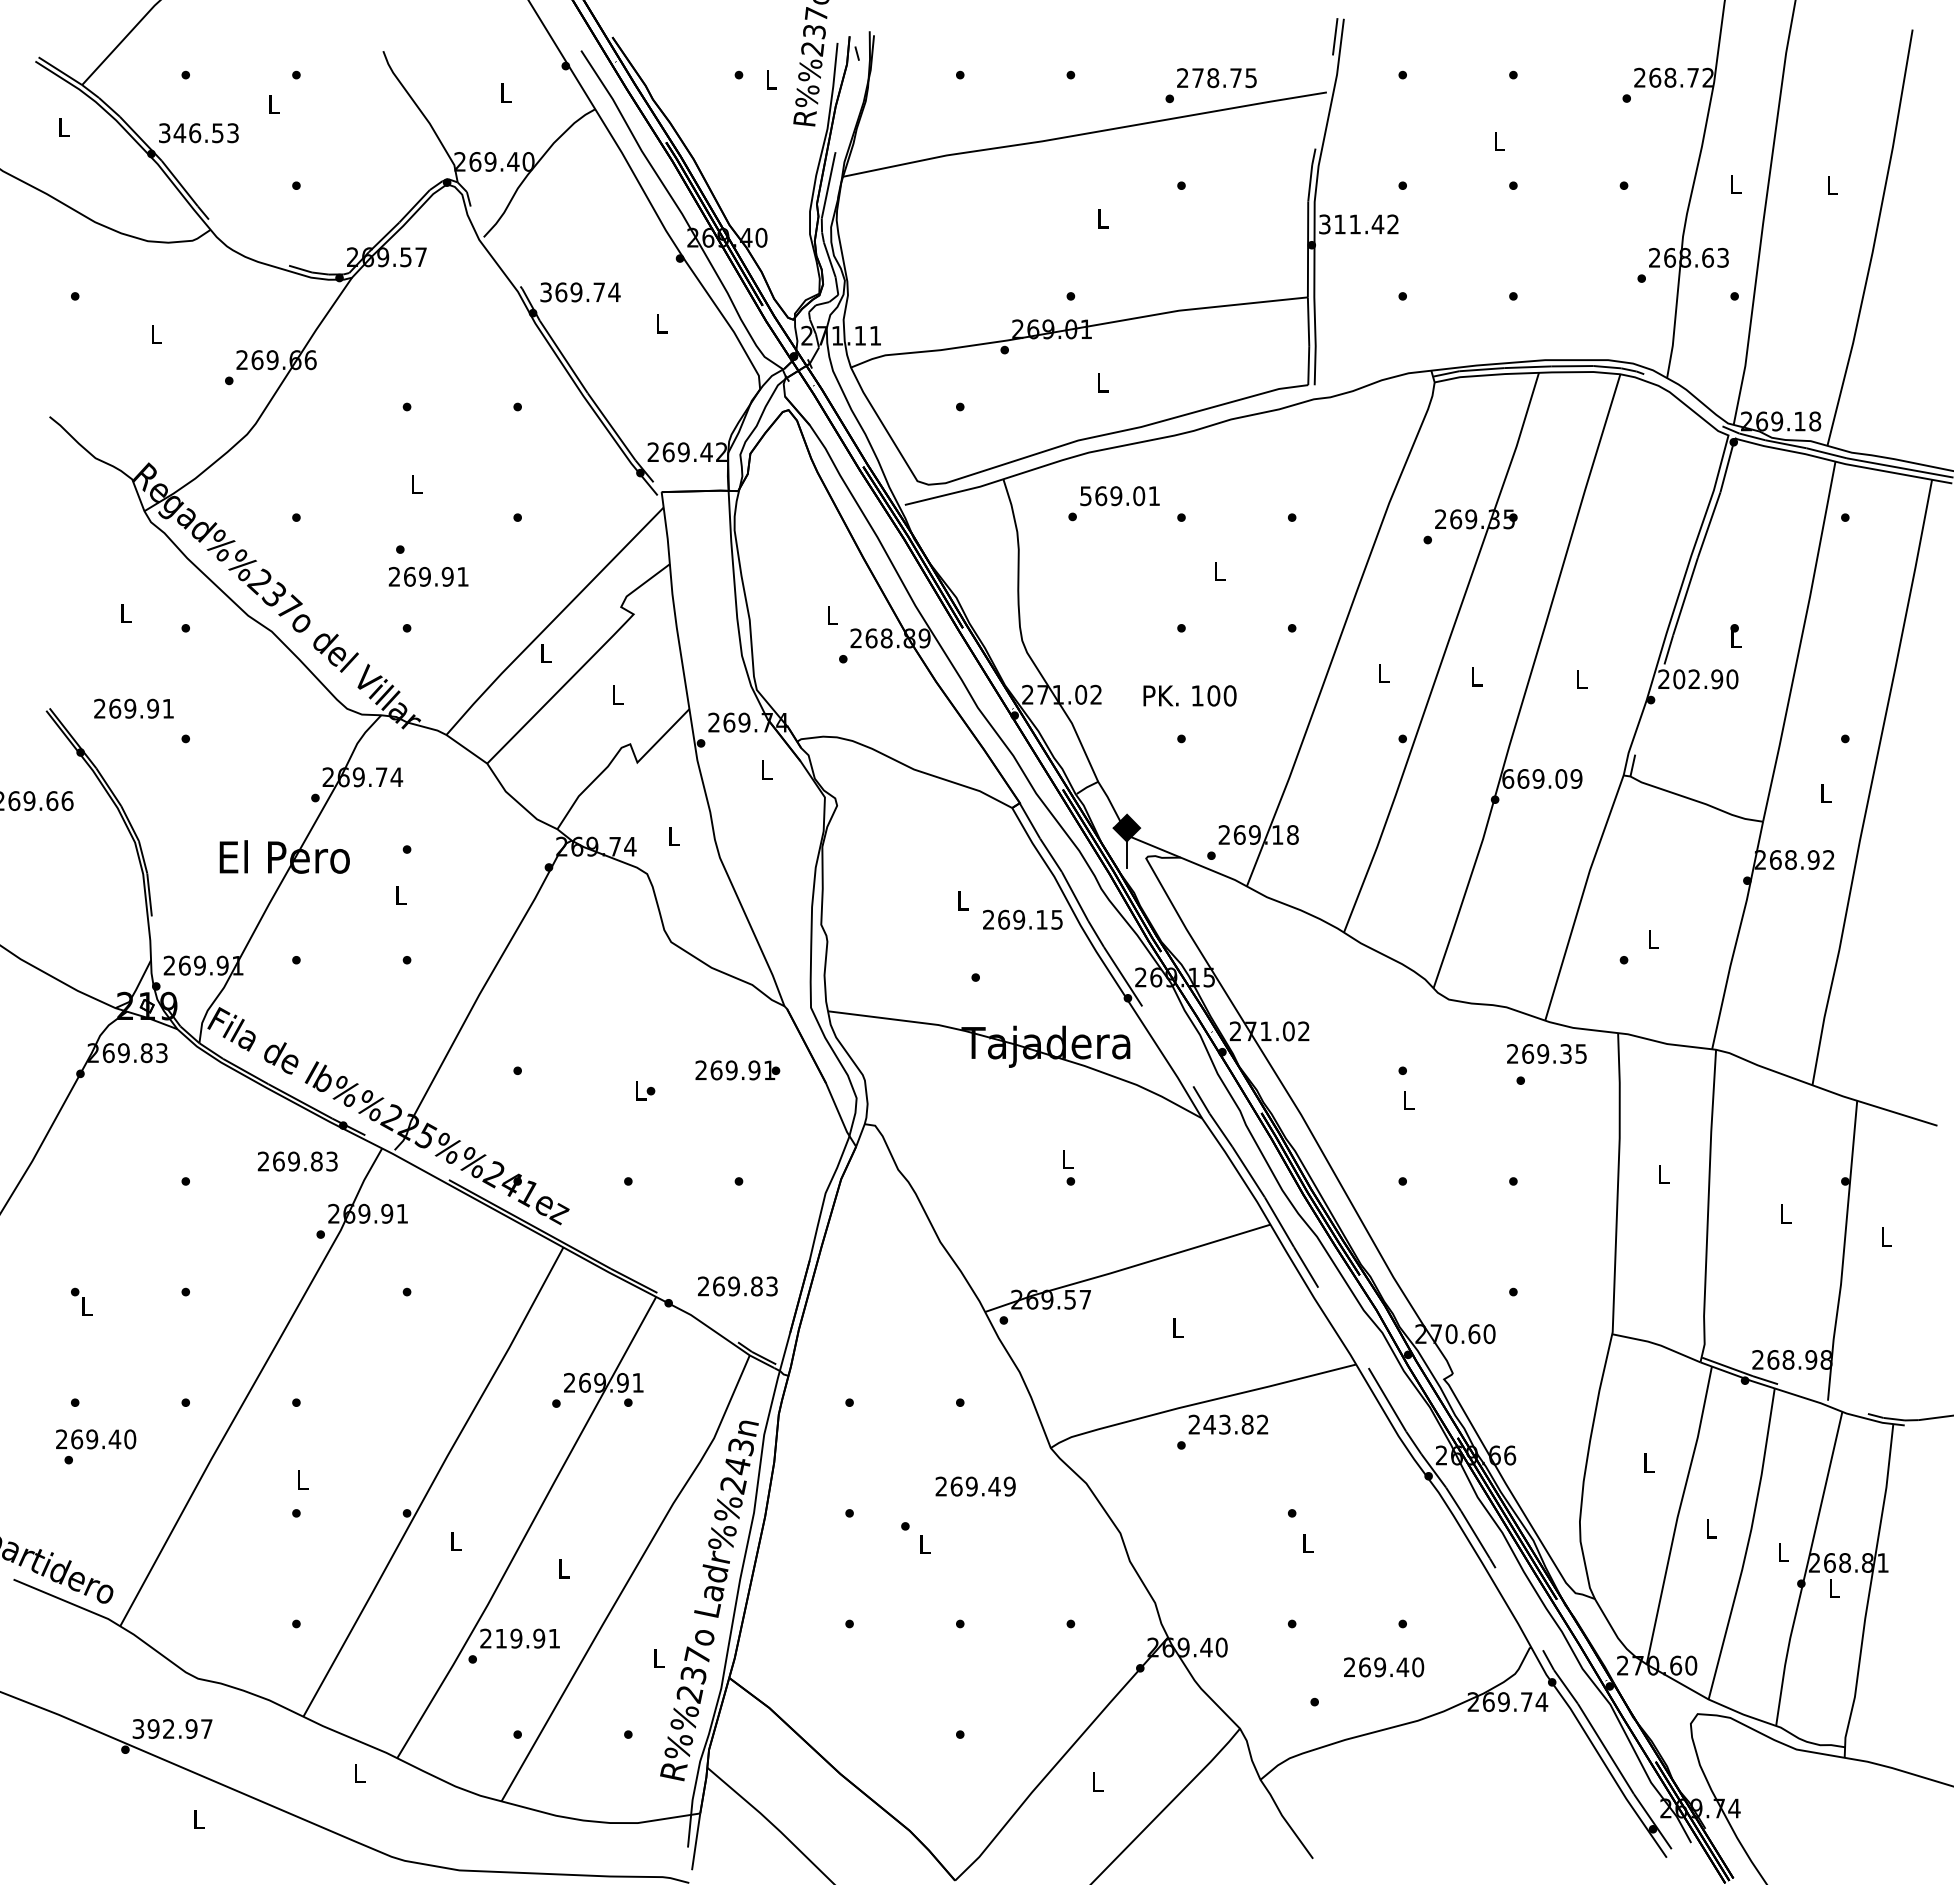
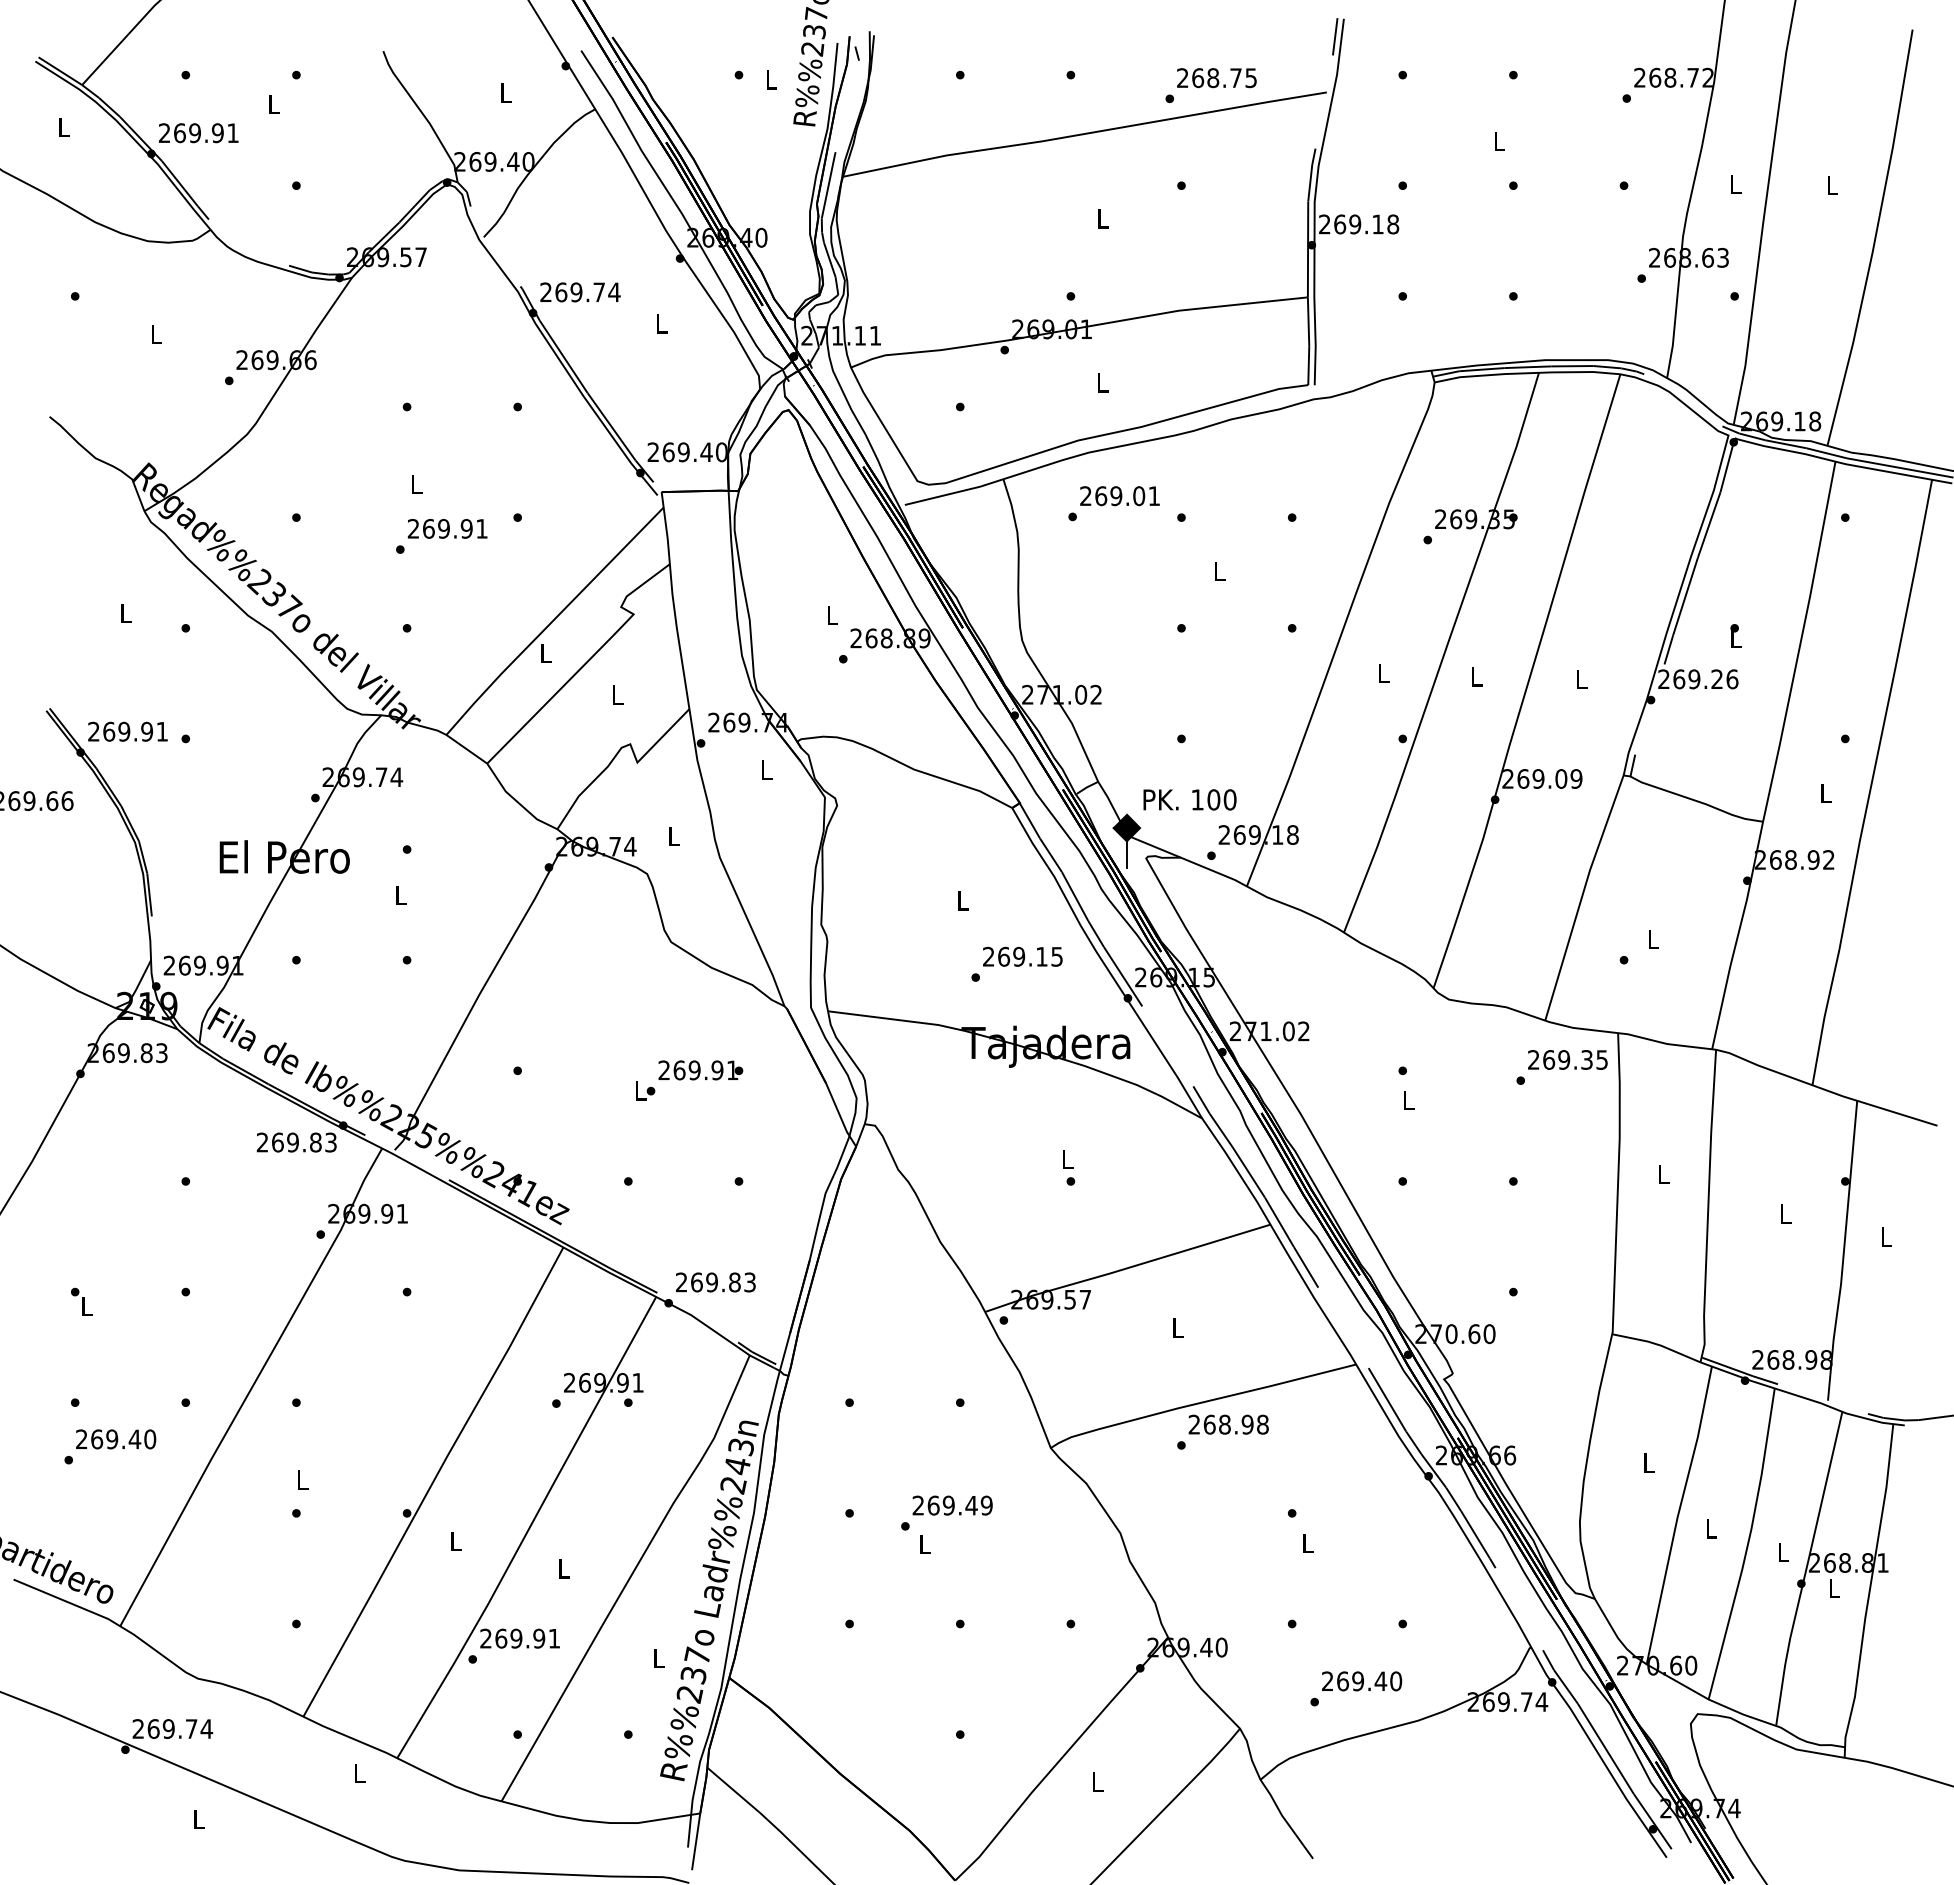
text: 278.75 -> 268.75 (1198, 78)
text: 346.53 -> 269.91 (198, 133)
text: 311.42 -> 269.18 (1359, 224)
text: 369.74 -> 269.74 (545, 292)
text: 269.42 -> 269.40 (721, 452)
text: 569.01 -> 269.01 (1085, 496)
text position: (428, 576) -> (447, 528) (447, 528)
text: 202.90 -> 269.26 (1705, 679)
text position: (1189, 695) -> (1189, 799) (1189, 799)
text position: (133, 708) -> (127, 731) (127, 731)
text: 669.09 -> 269.09 (1508, 778)
text position: (1022, 919) -> (1022, 956) (1022, 956)
text position: (1546, 1053) -> (1567, 1059) (1567, 1059)
text position: (737, 1070) -> (700, 1070) (700, 1070)
text position: (297, 1161) -> (296, 1142) (296, 1142)
text position: (737, 1286) -> (715, 1282) (715, 1282)
text: 243.82 -> 268.98 (1235, 1424)
text position: (96, 1439) -> (116, 1439) (116, 1439)
text position: (975, 1486) -> (952, 1505) (952, 1505)
text: 219.91 -> 269.91 (501, 1638)
text position: (1384, 1667) -> (1362, 1681) (1362, 1681)
text: 392.97 -> 269.74 (172, 1728)
